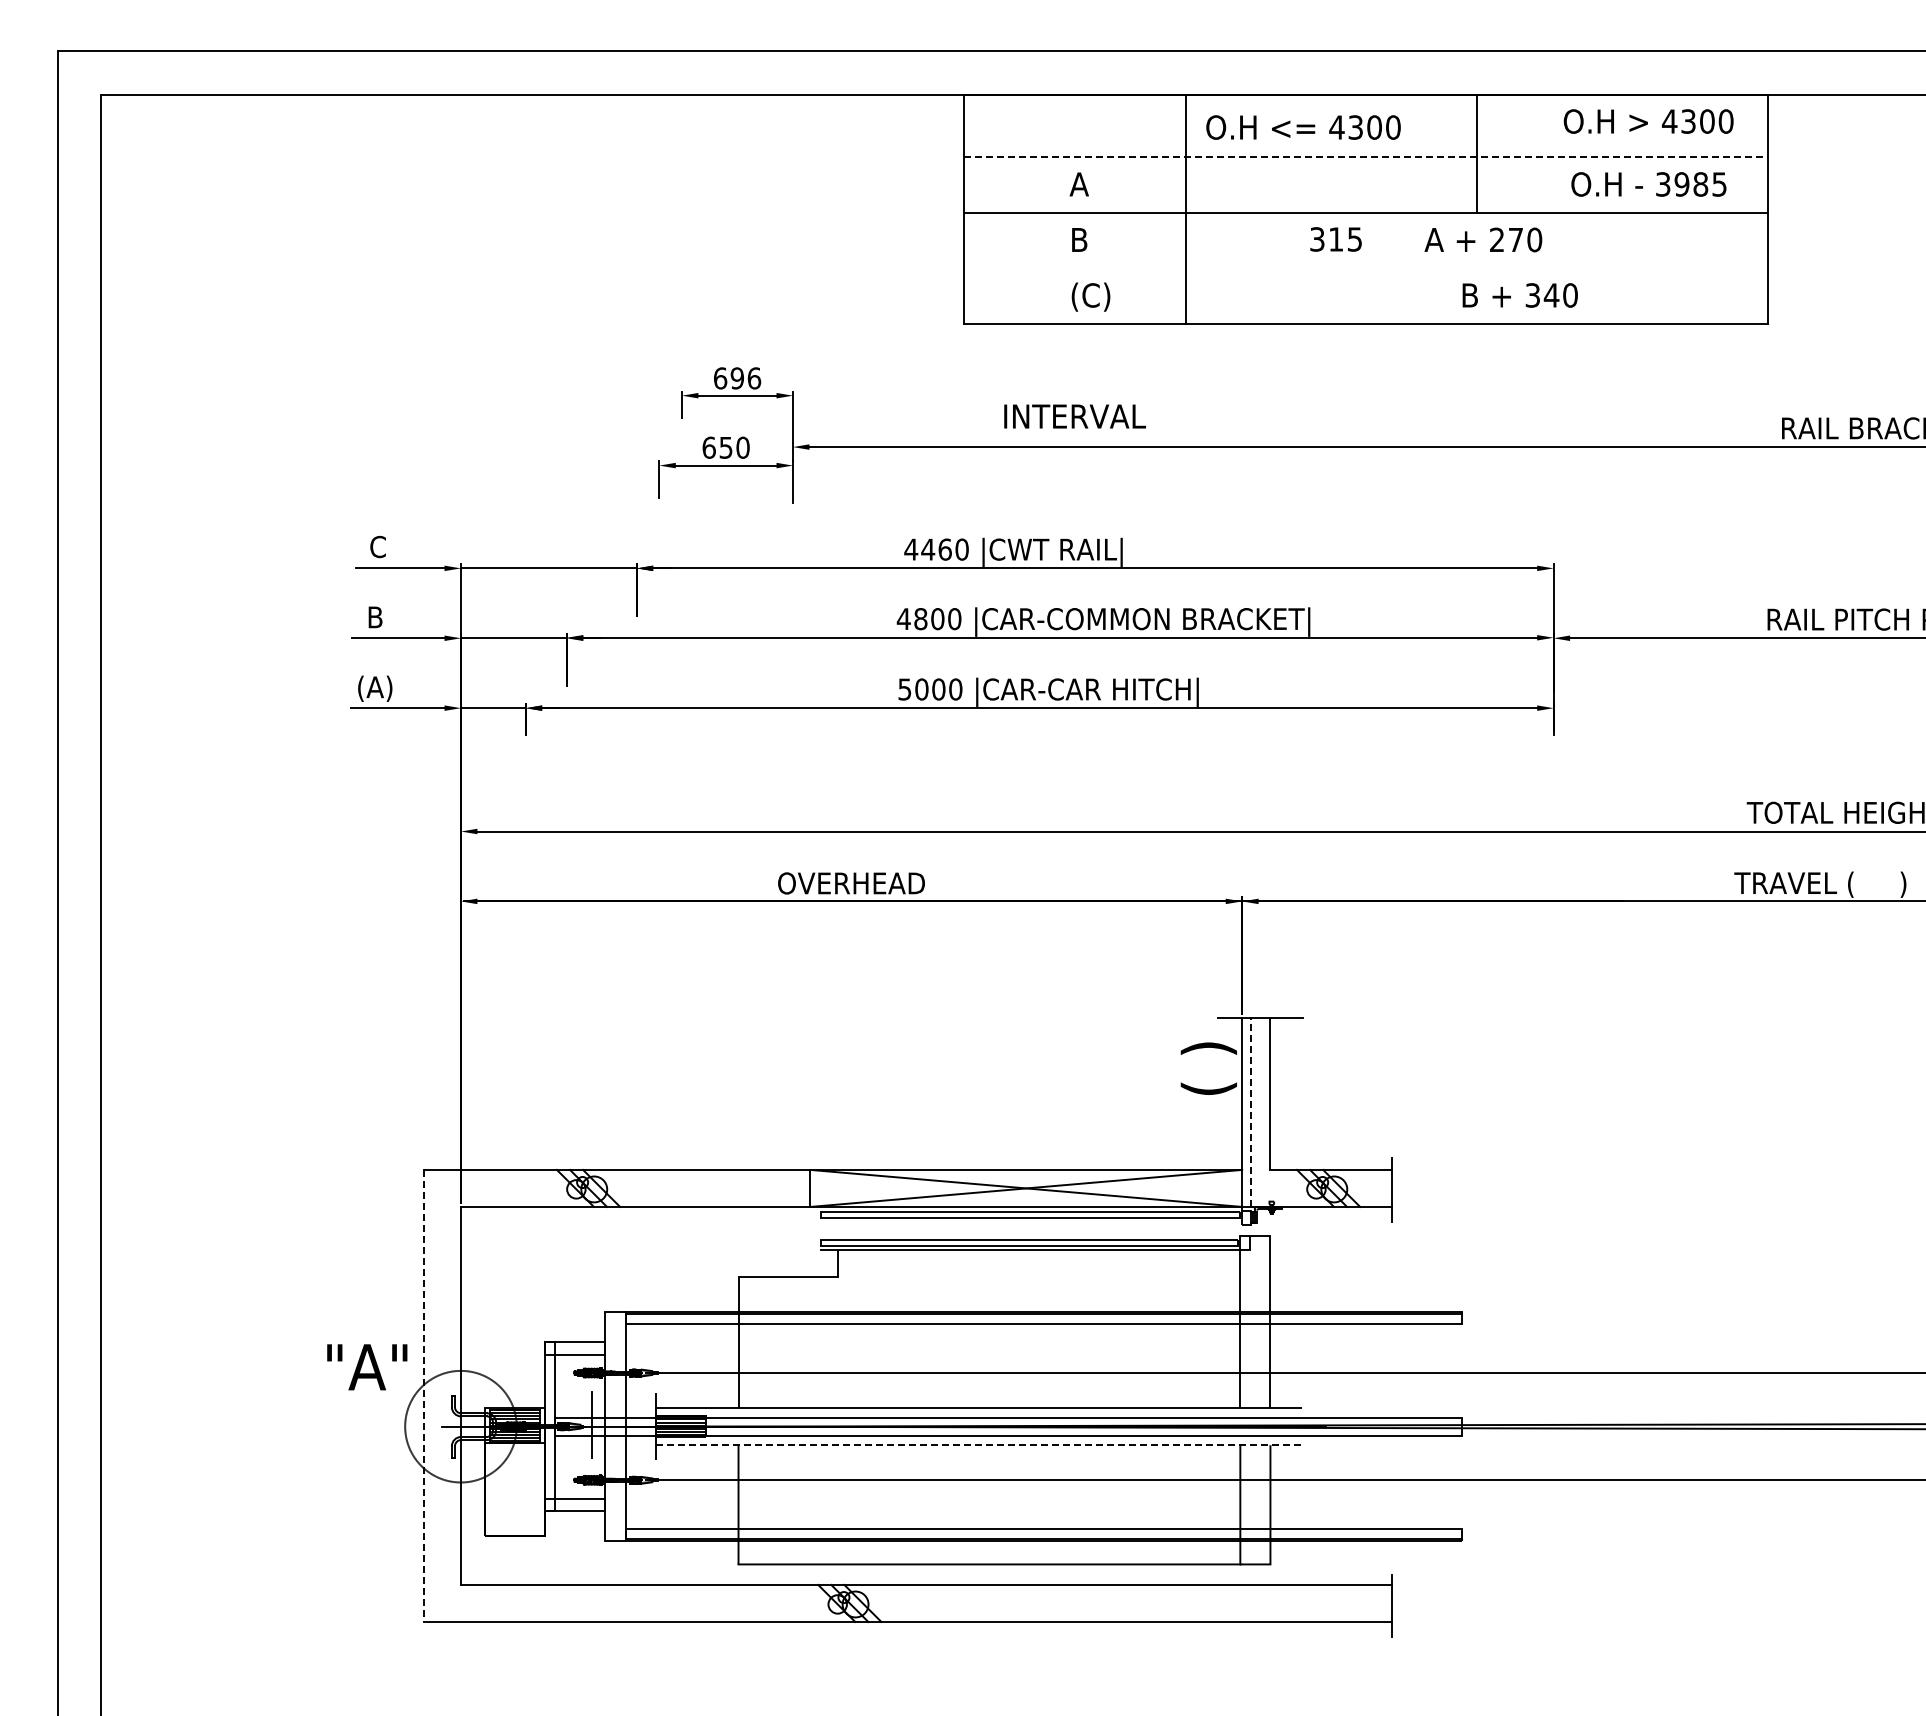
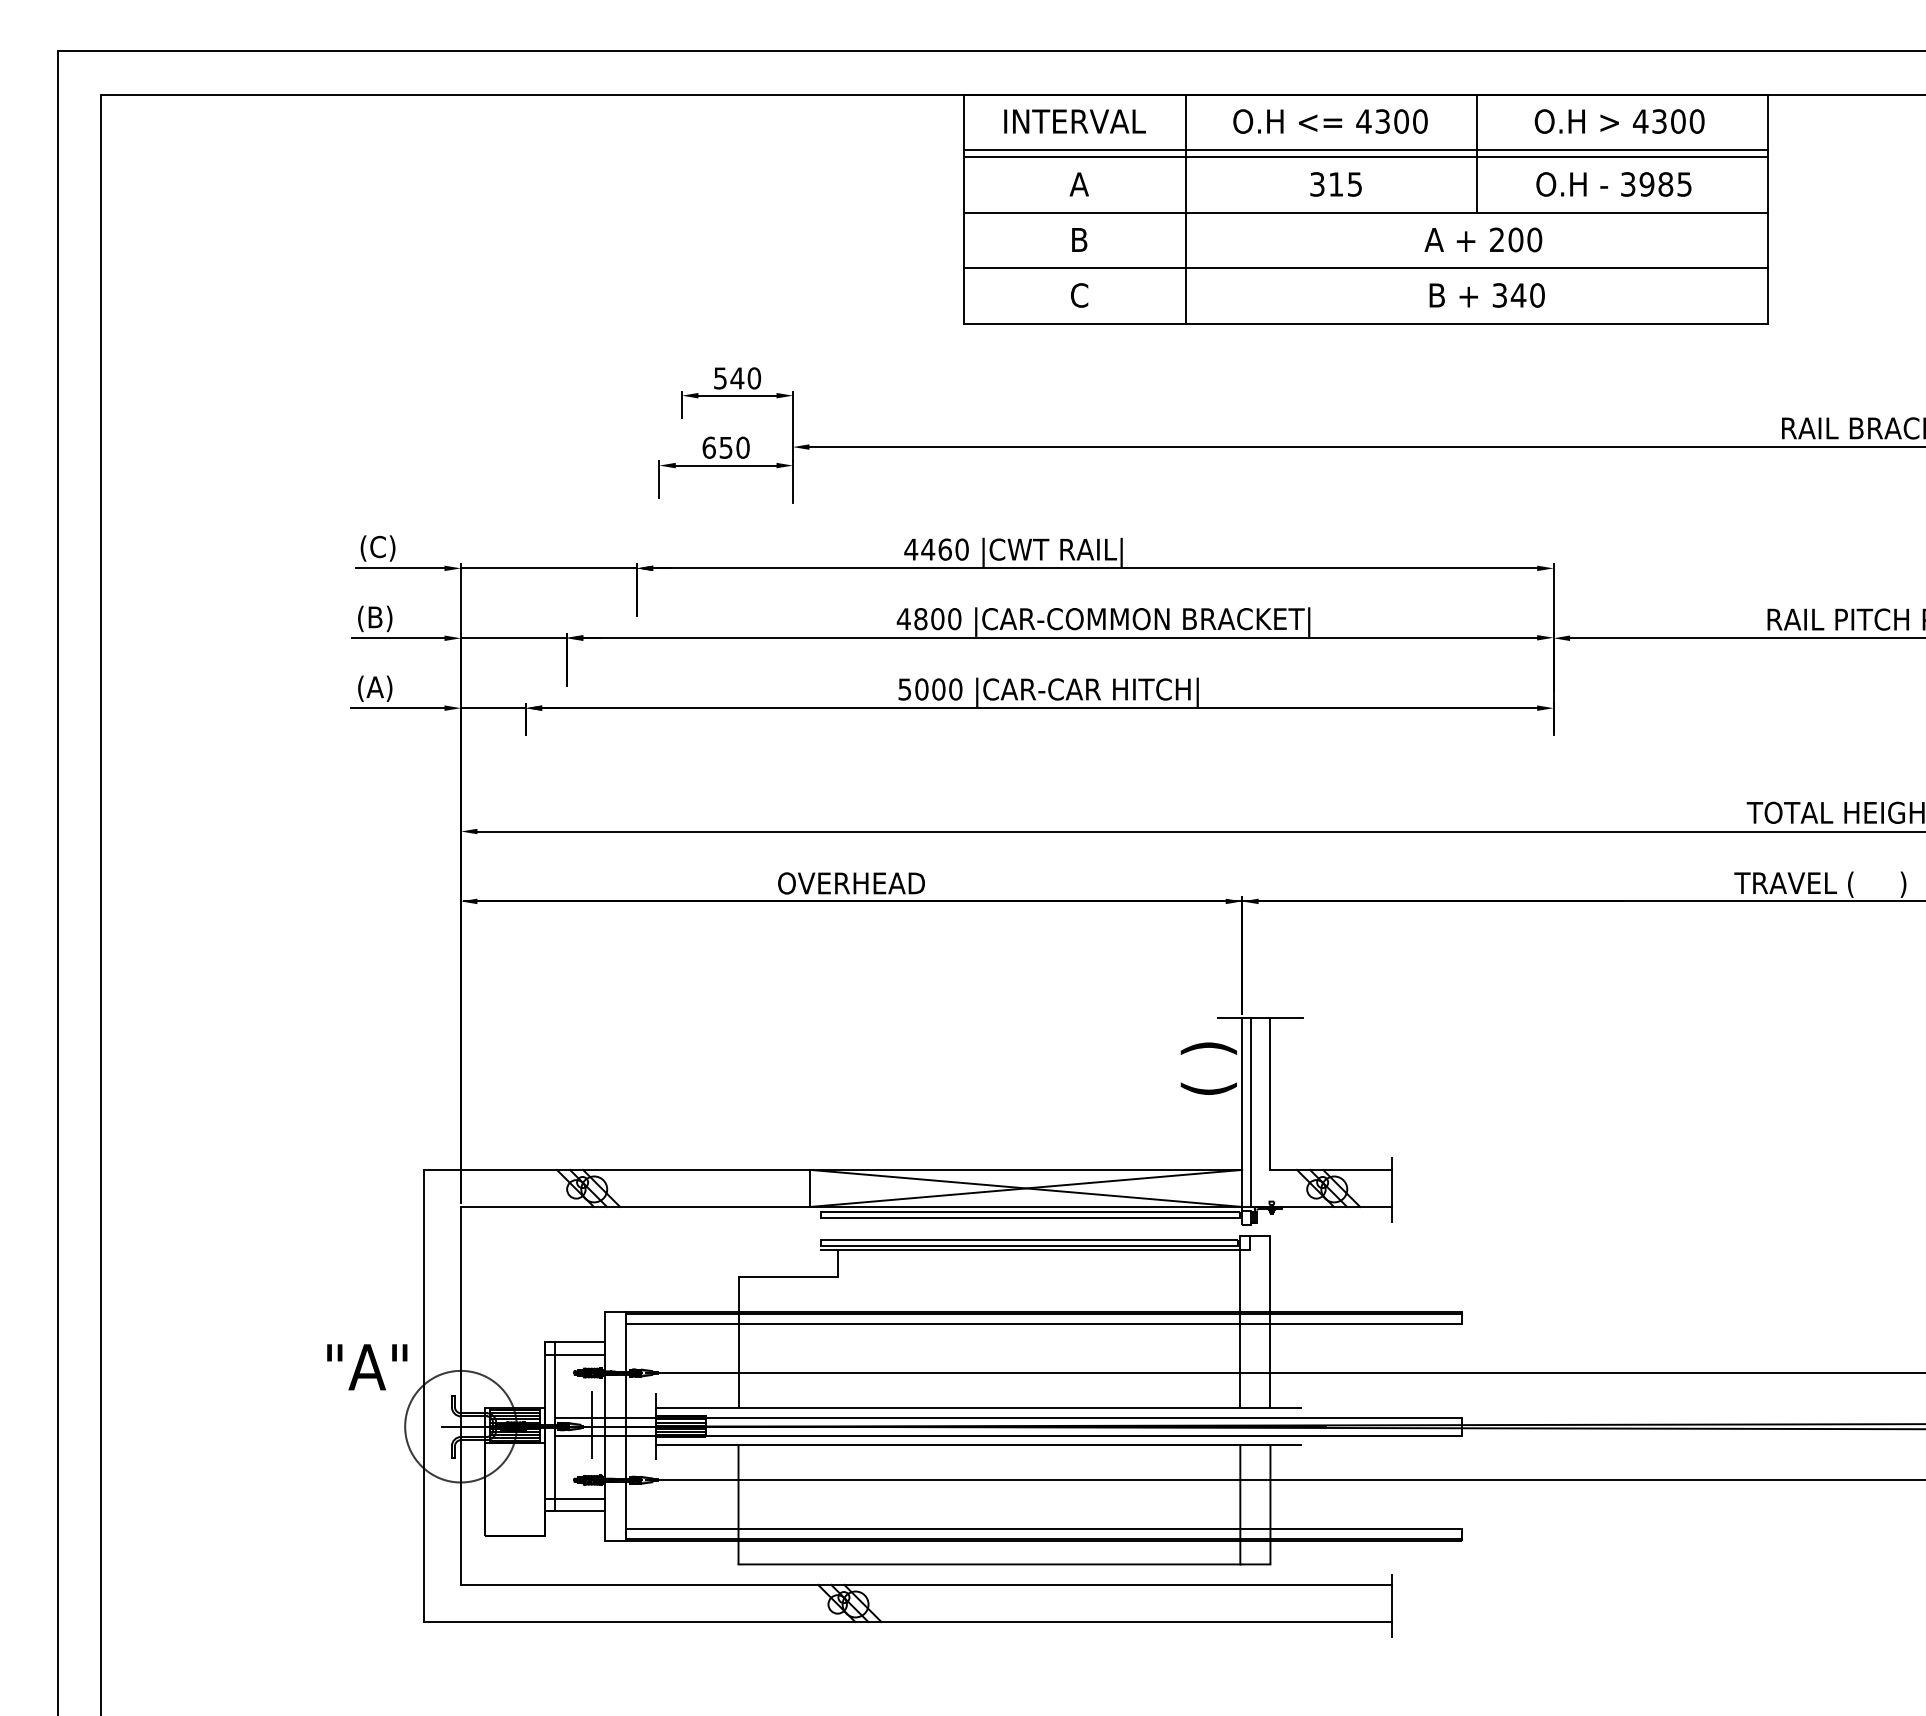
text position: (1648, 121) -> (1619, 121) (1619, 121)
text position: (1303, 127) -> (1330, 121) (1330, 121)
line: none -> present (1366, 150)
line: dashed -> solid (1366, 157)
text position: (1648, 184) -> (1613, 184) (1613, 184)
text position: (1335, 239) -> (1335, 184) (1335, 184)
text: 270 -> 200 (1515, 239)
line: none -> present (1366, 268)
text position: (1519, 295) -> (1486, 295) (1486, 295)
text: (C) -> C (1090, 296)
text: 696 -> 540 (737, 378)
text position: (1074, 416) -> (1074, 121) (1074, 121)
text: C -> (C) (377, 548)
text: B -> (B) (375, 618)
line: dashed -> solid (1251, 1112)
line: dashed -> solid (423, 1396)
line: dashed -> solid (978, 1445)
